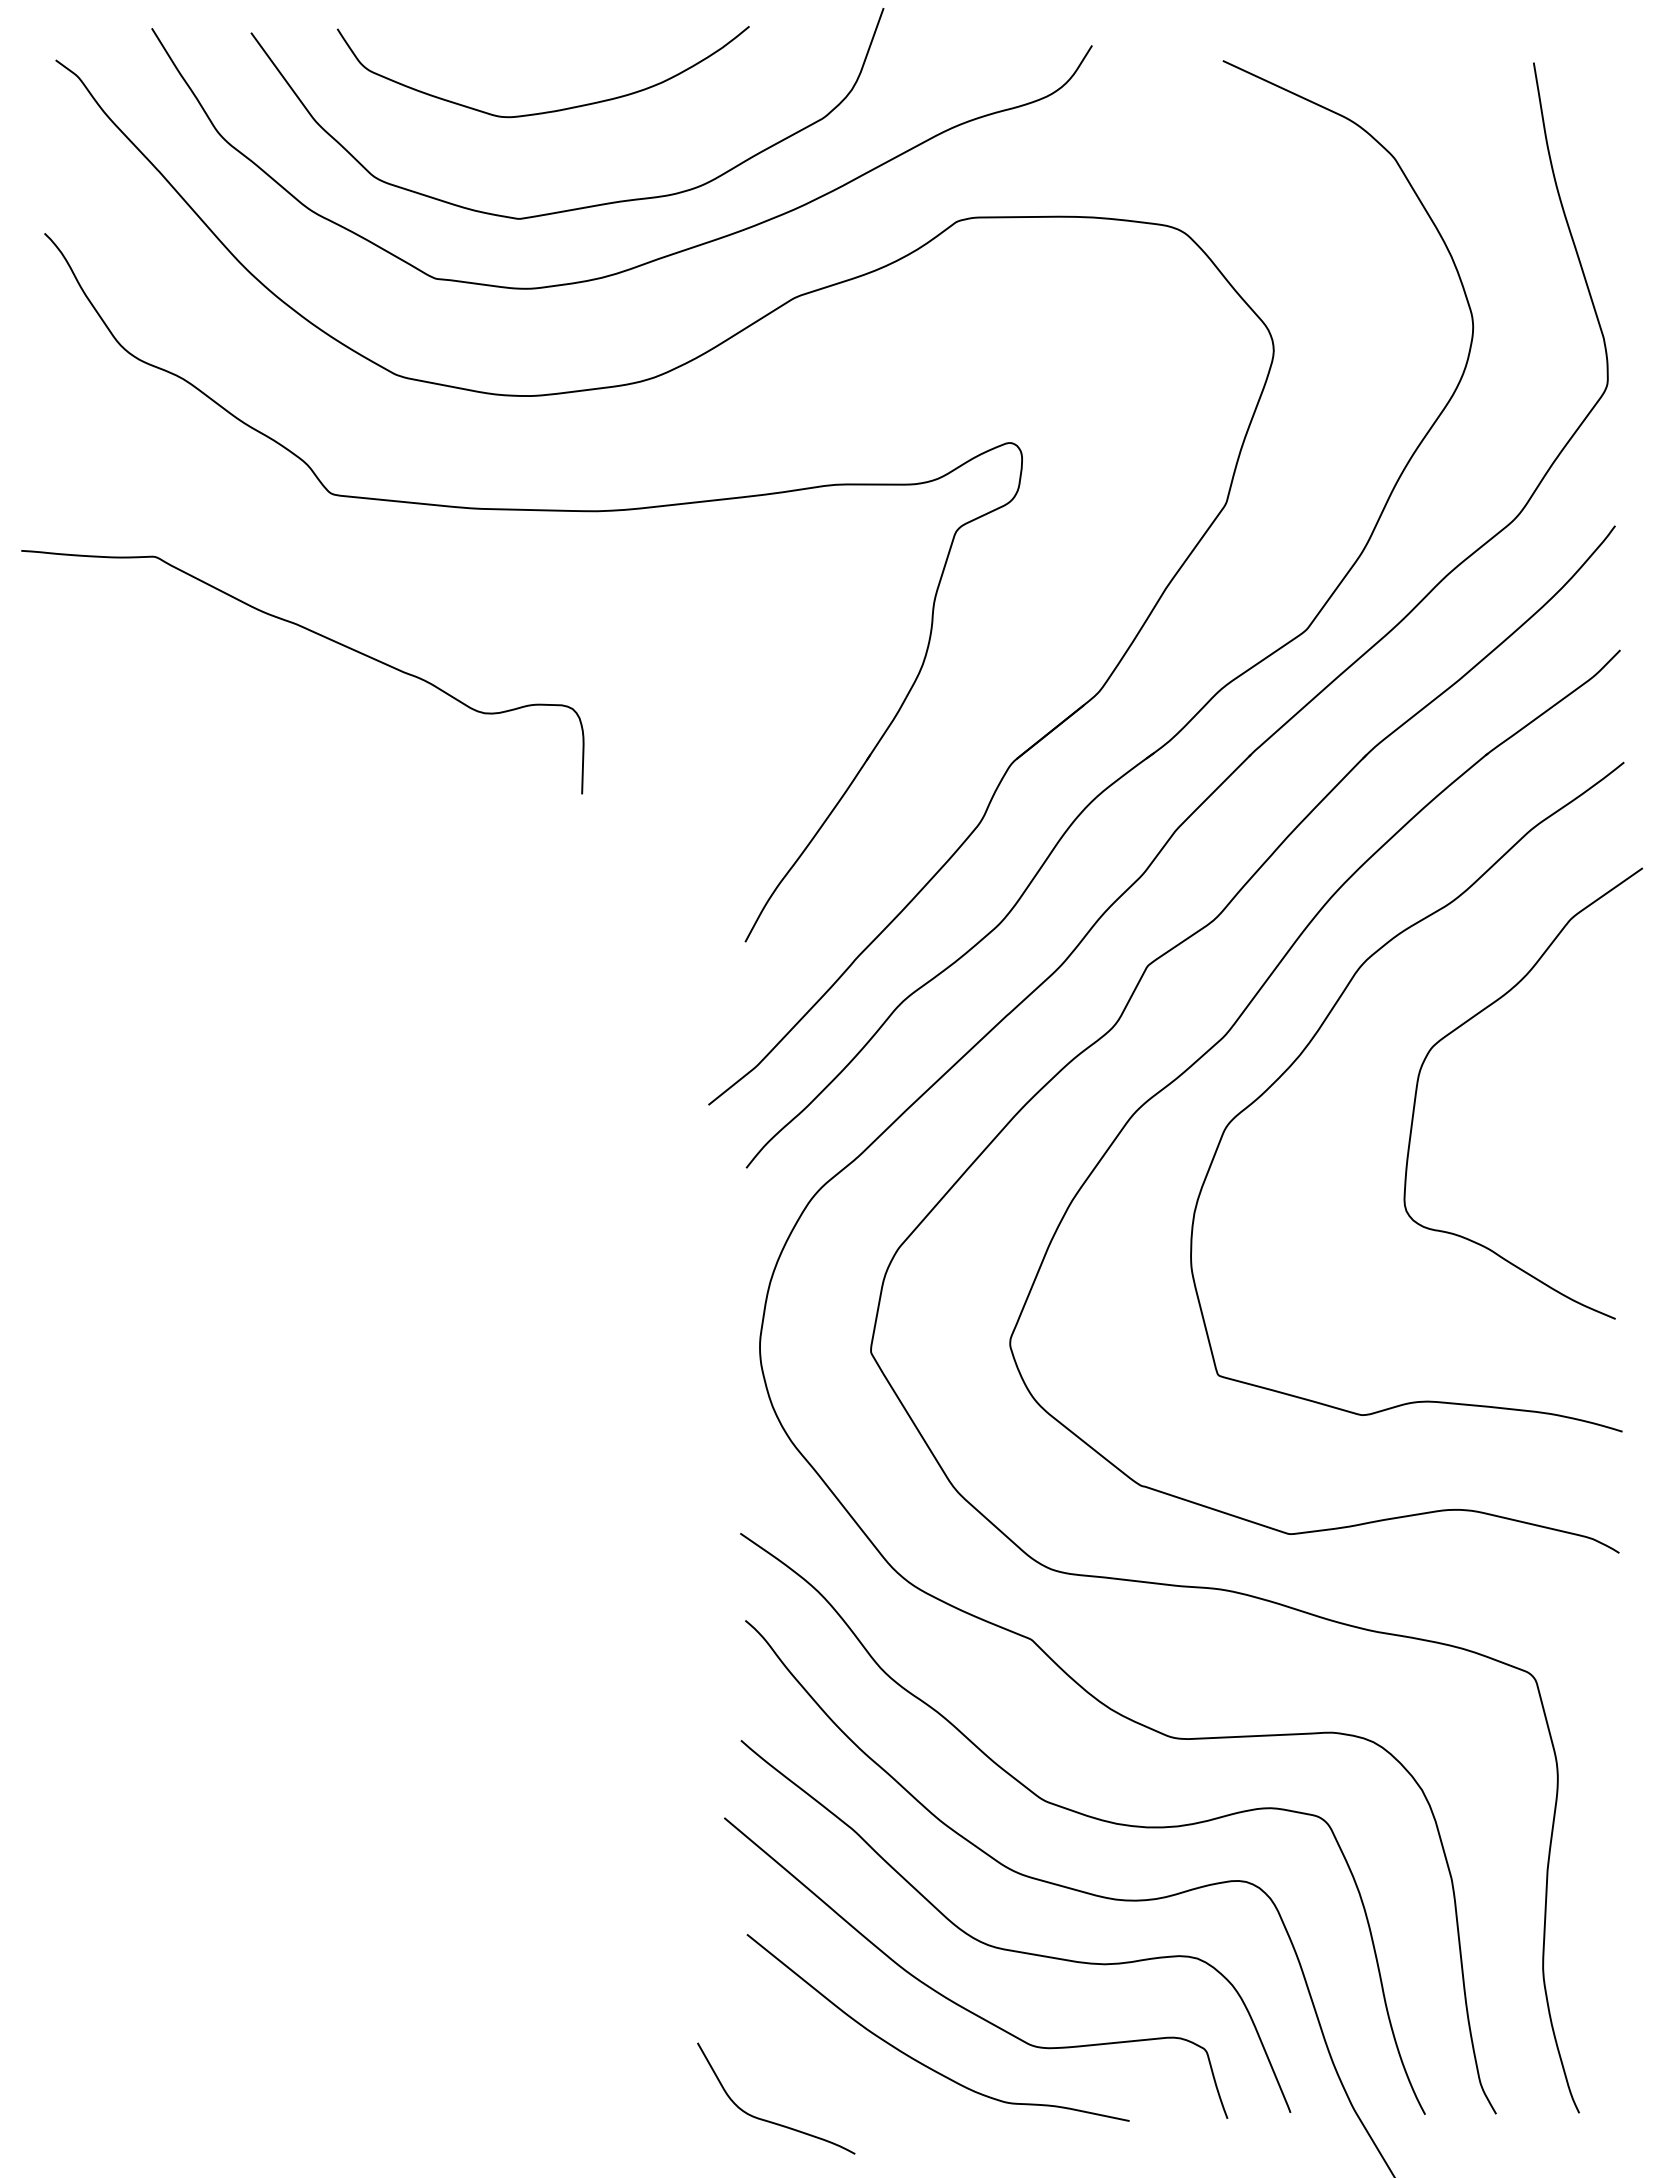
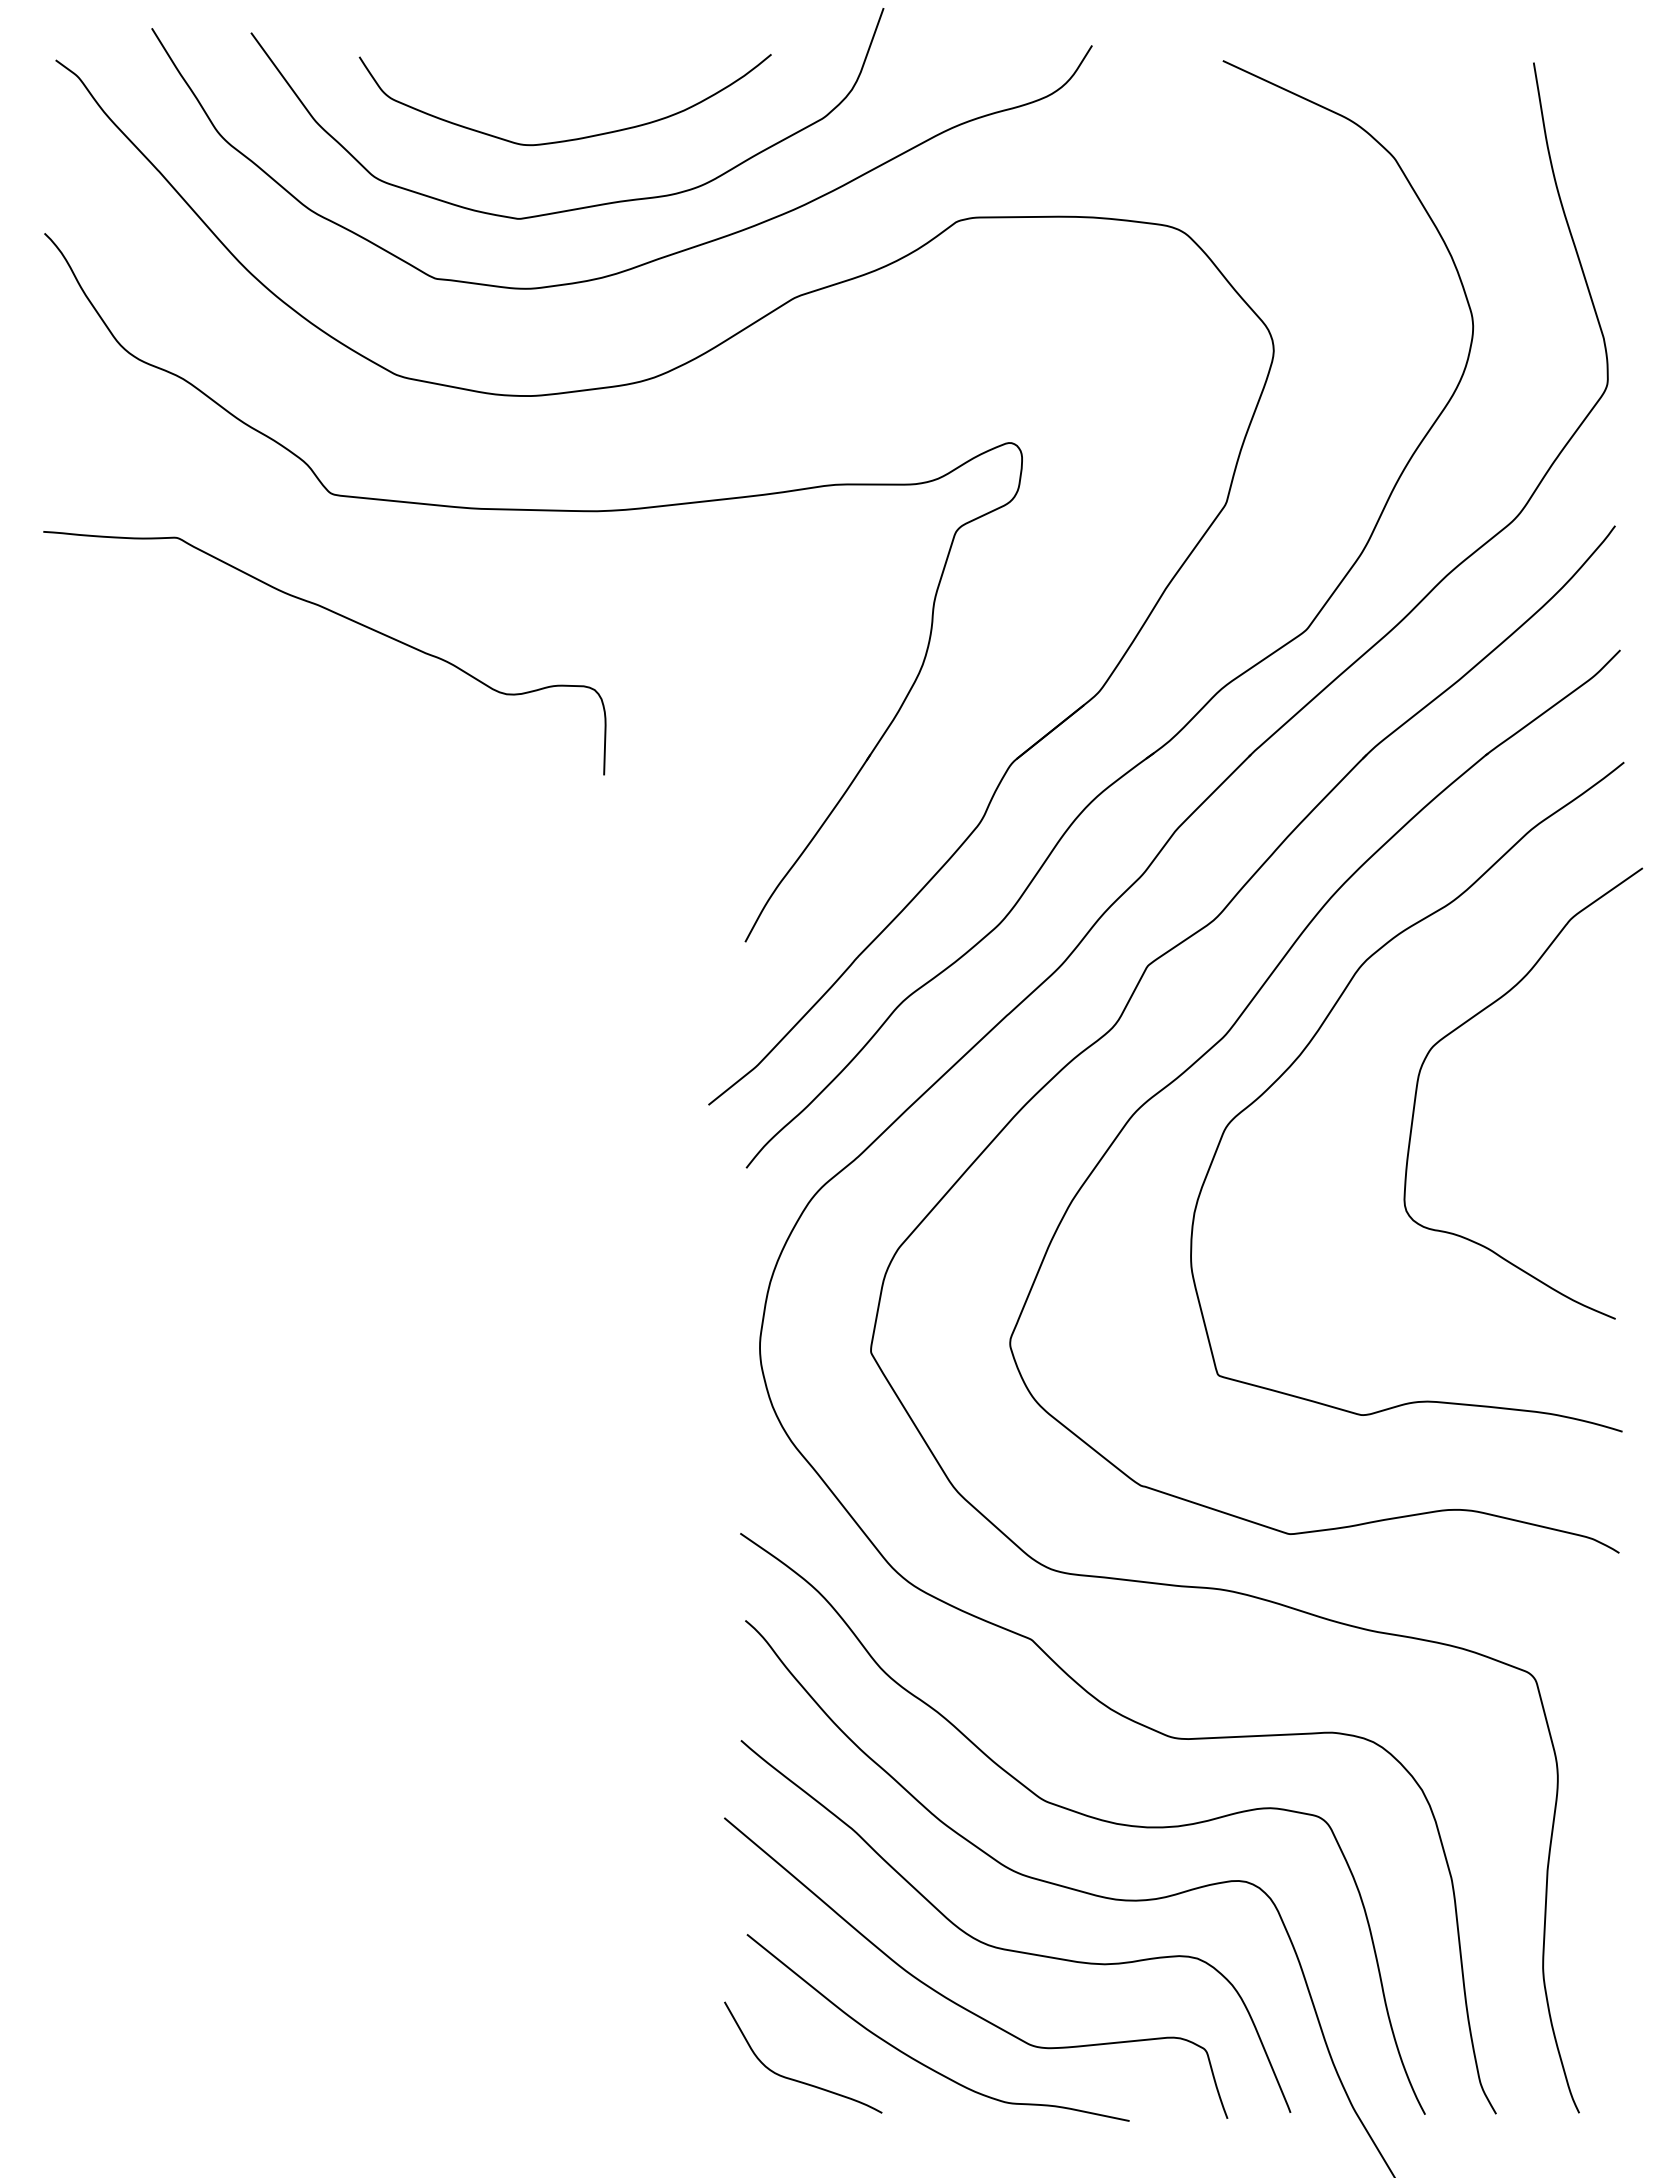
curve position: (551, 110) -> (573, 138) (573, 138)
curve position: (318, 635) -> (340, 616) (340, 616)
curve position: (769, 2120) -> (796, 2079) (796, 2079)
